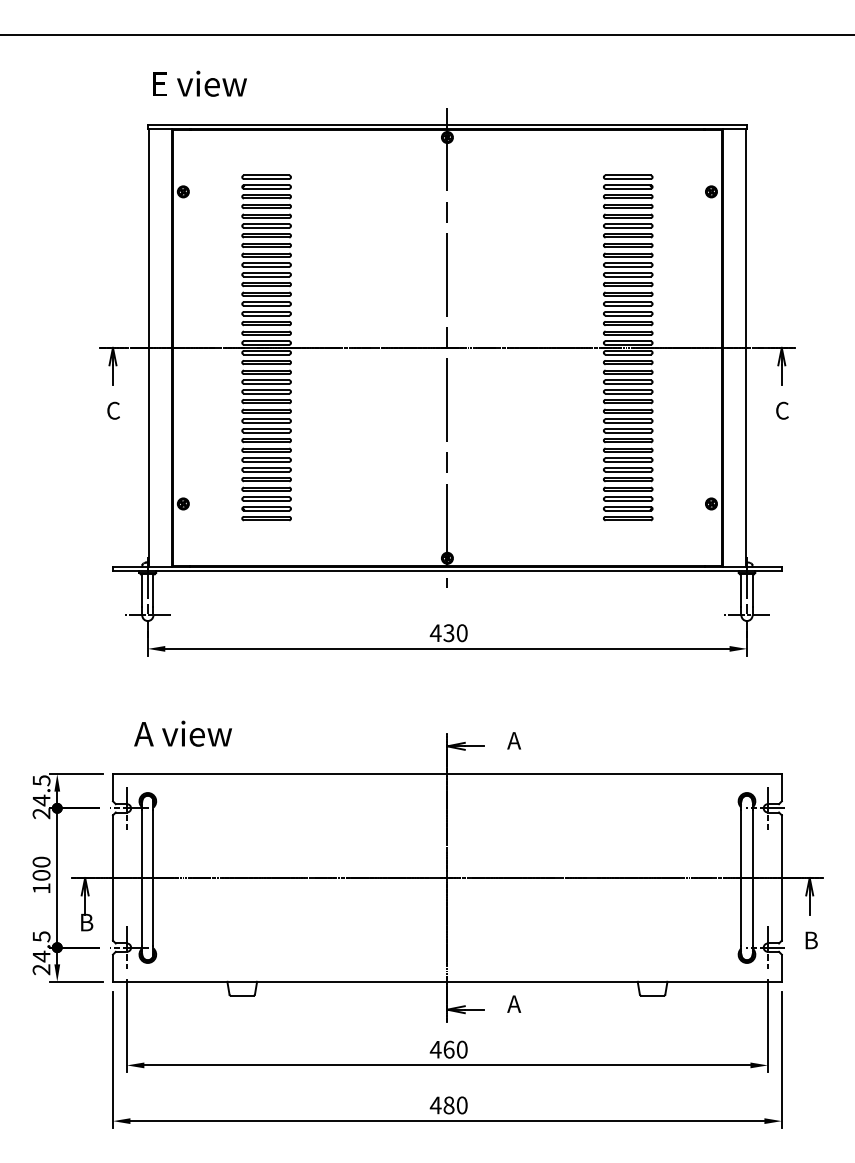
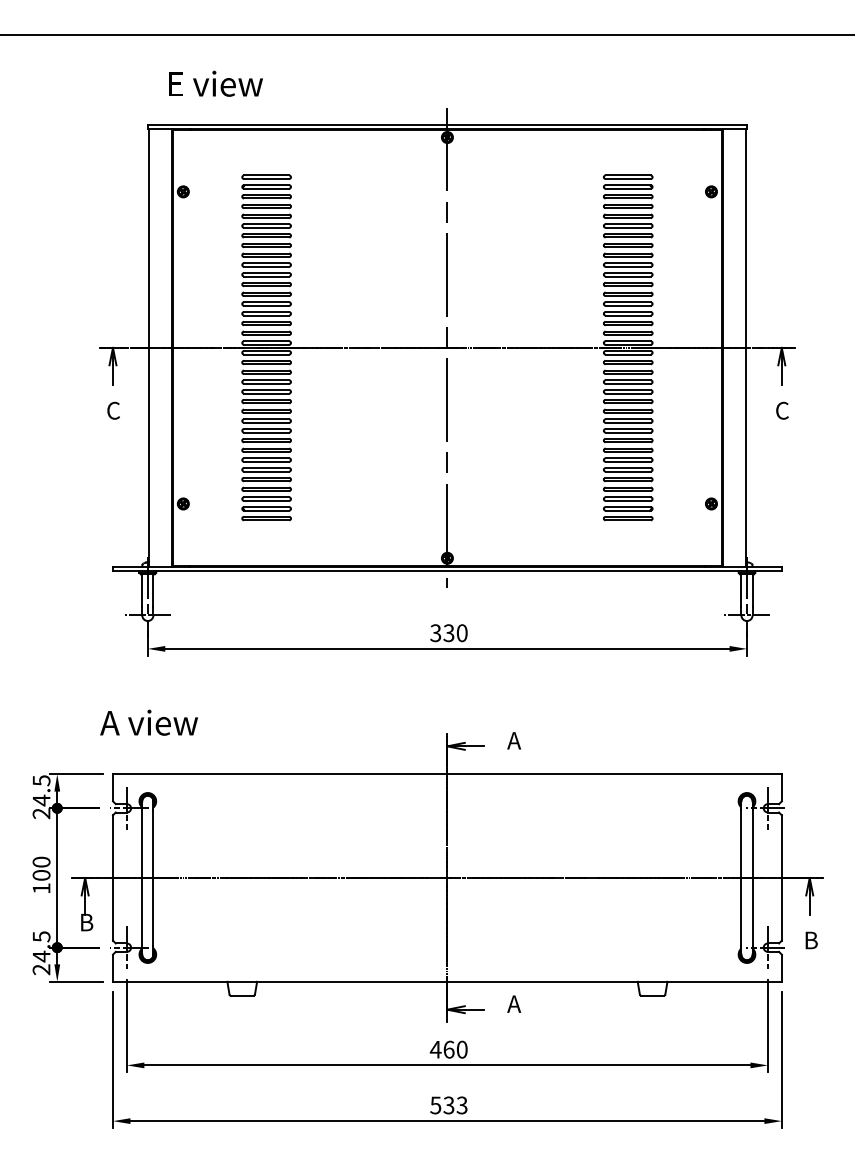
text position: (199, 83) -> (215, 83) (215, 83)
text: 430 -> 330 (435, 633)
text position: (182, 733) -> (148, 722) (148, 722)
text: 480 -> 533 (448, 1105)
